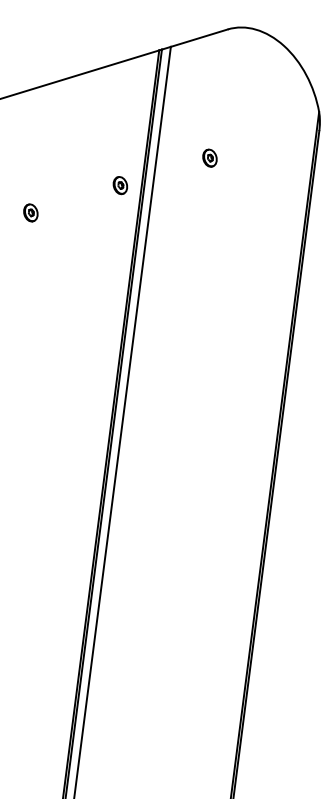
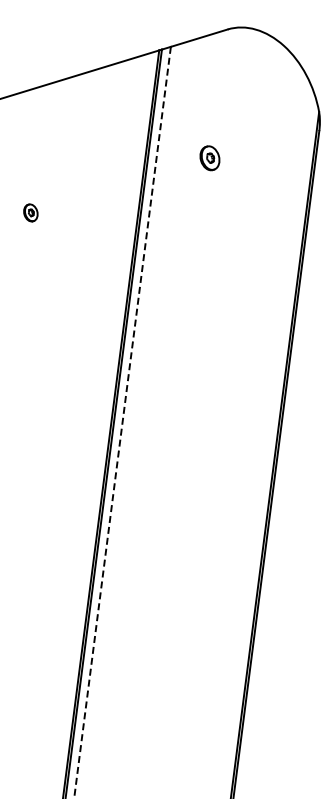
part size: 16x20 px -> 22x27 px (209, 158)
part: present -> none (119, 185)
line: solid -> dashed (122, 422)
